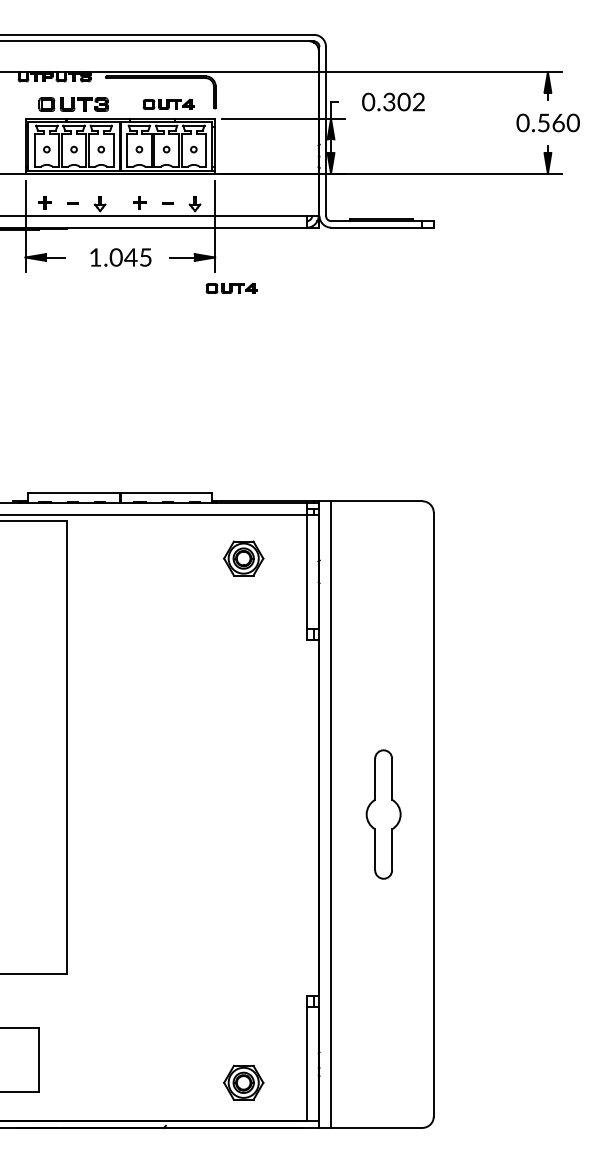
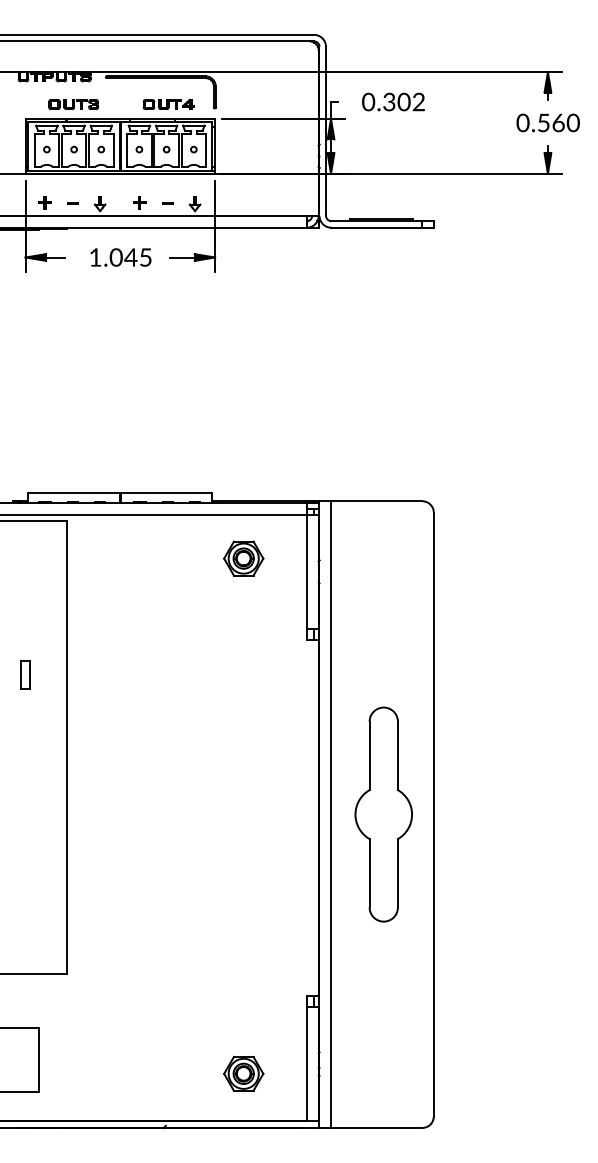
part size: 71x15 px -> 51x11 px (73, 104)
part: present -> none (231, 287)
part: none -> present (25, 674)
part size: 37x131 px -> 59x217 px (383, 814)
part position: (243, 1082) -> (243, 1073) (243, 1073)
